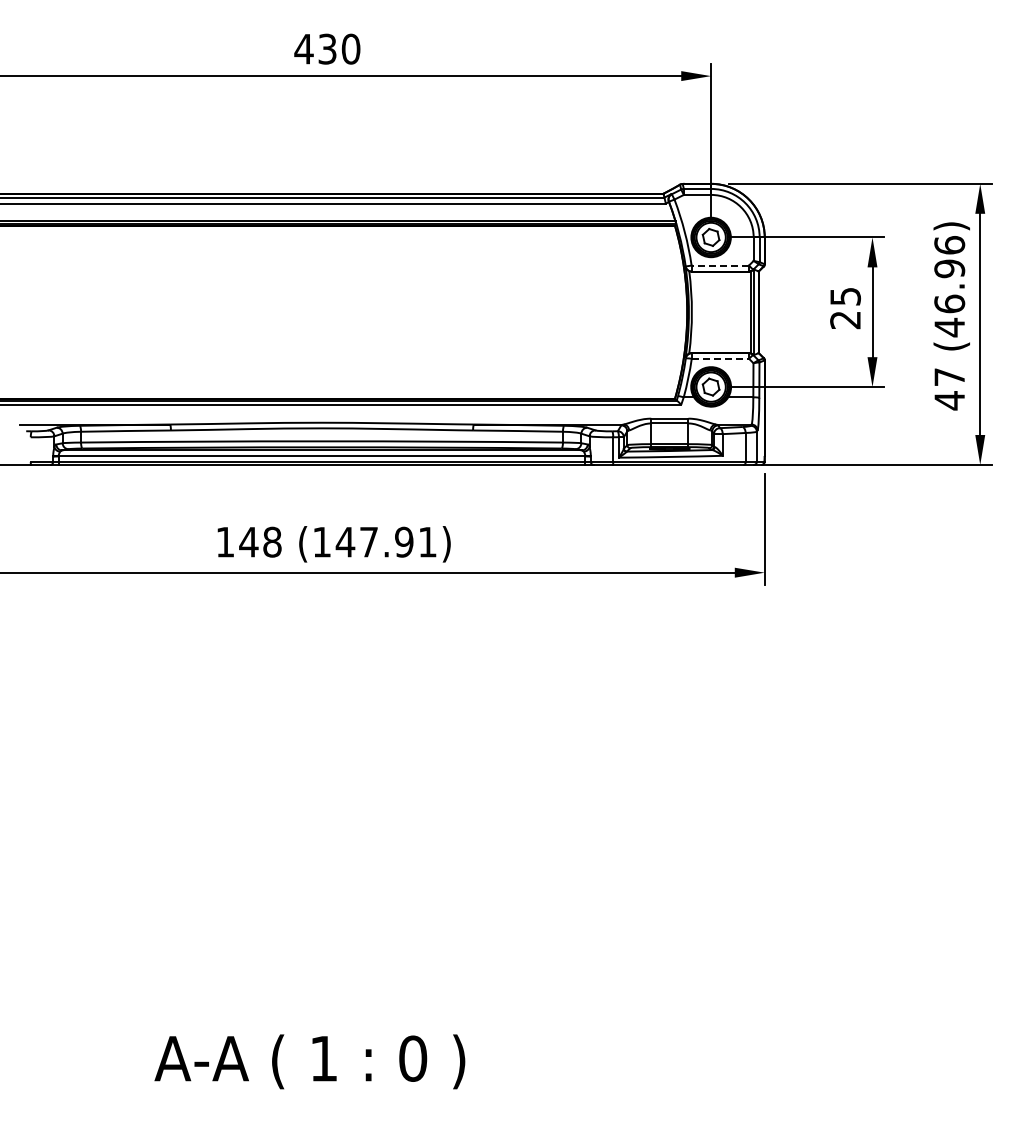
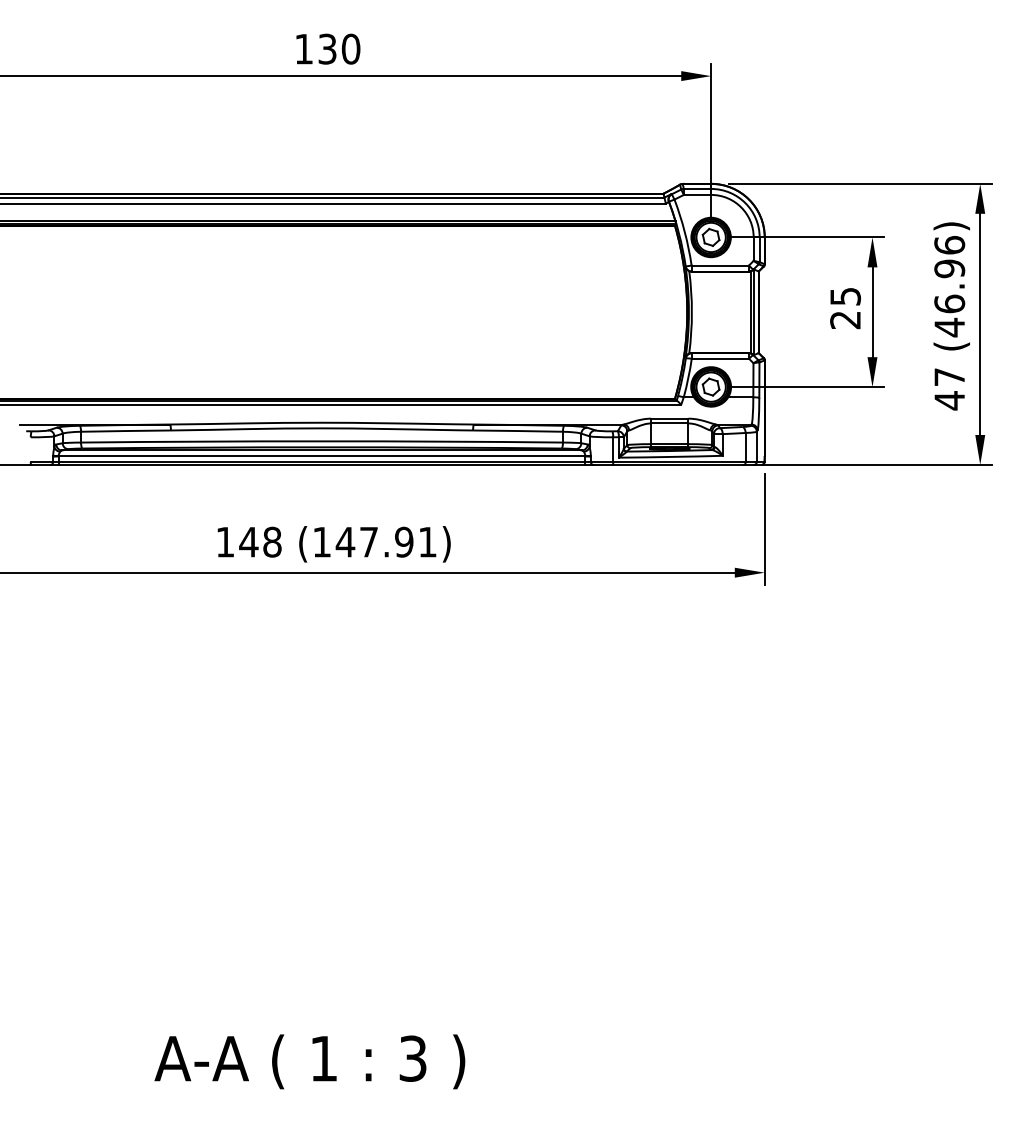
text: 430 -> 130 (303, 49)
line: dashed -> solid (720, 265)
line: dashed -> solid (720, 358)
text: 0 -> 3 (413, 1058)
